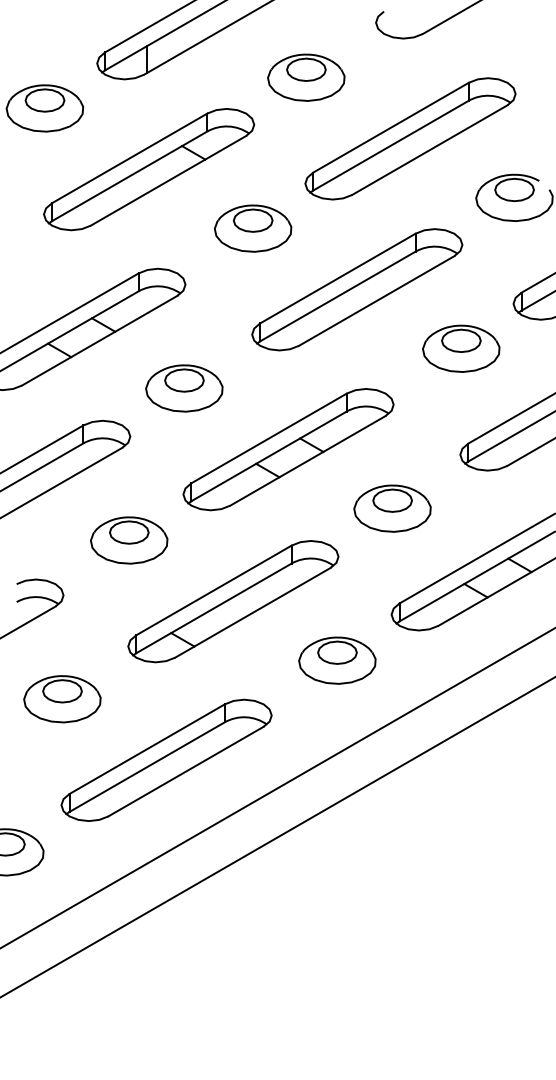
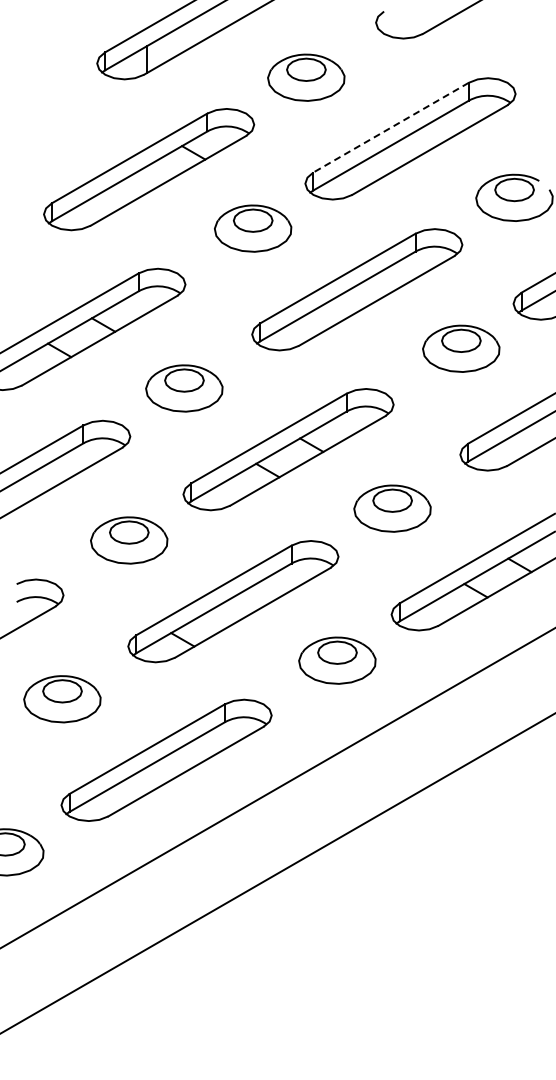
part: present -> none (44, 108)
line: solid -> dashed (391, 127)
line position: (277, 837) -> (277, 873) (277, 873)
